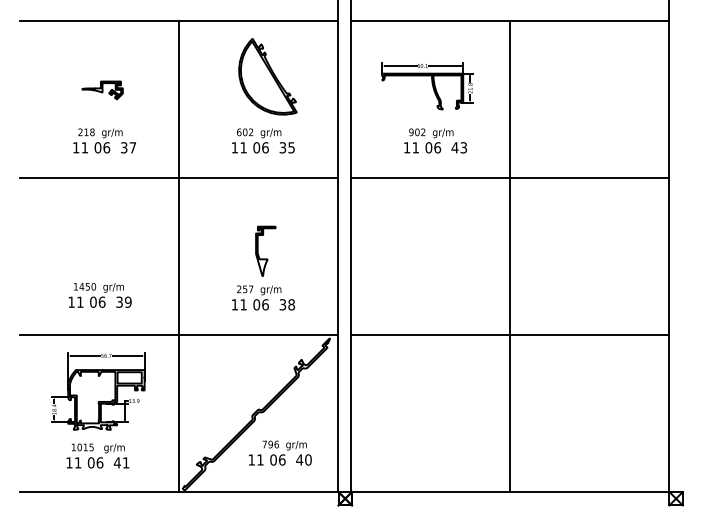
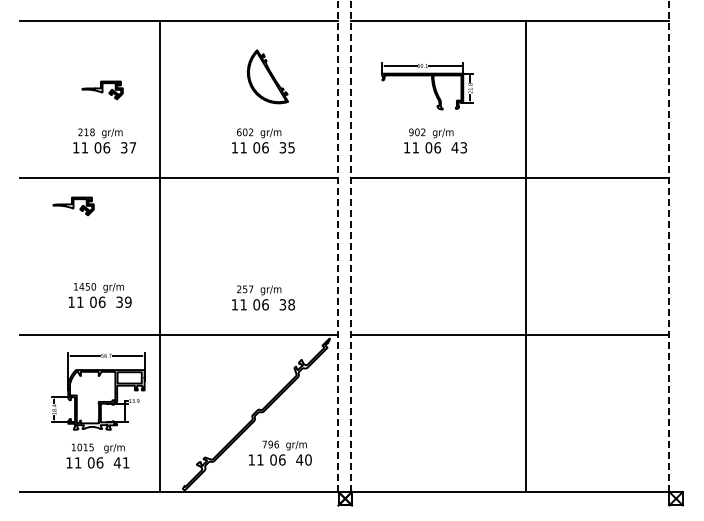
part size: 60x78 px -> 43x56 px (267, 76)
part: none -> present (73, 206)
line: solid -> dashed (337, 246)
line: solid -> dashed (351, 246)
line: solid -> dashed (668, 246)
part: present -> none (258, 250)
line position: (179, 255) -> (160, 255) (160, 255)
line position: (510, 255) -> (526, 255) (526, 255)
